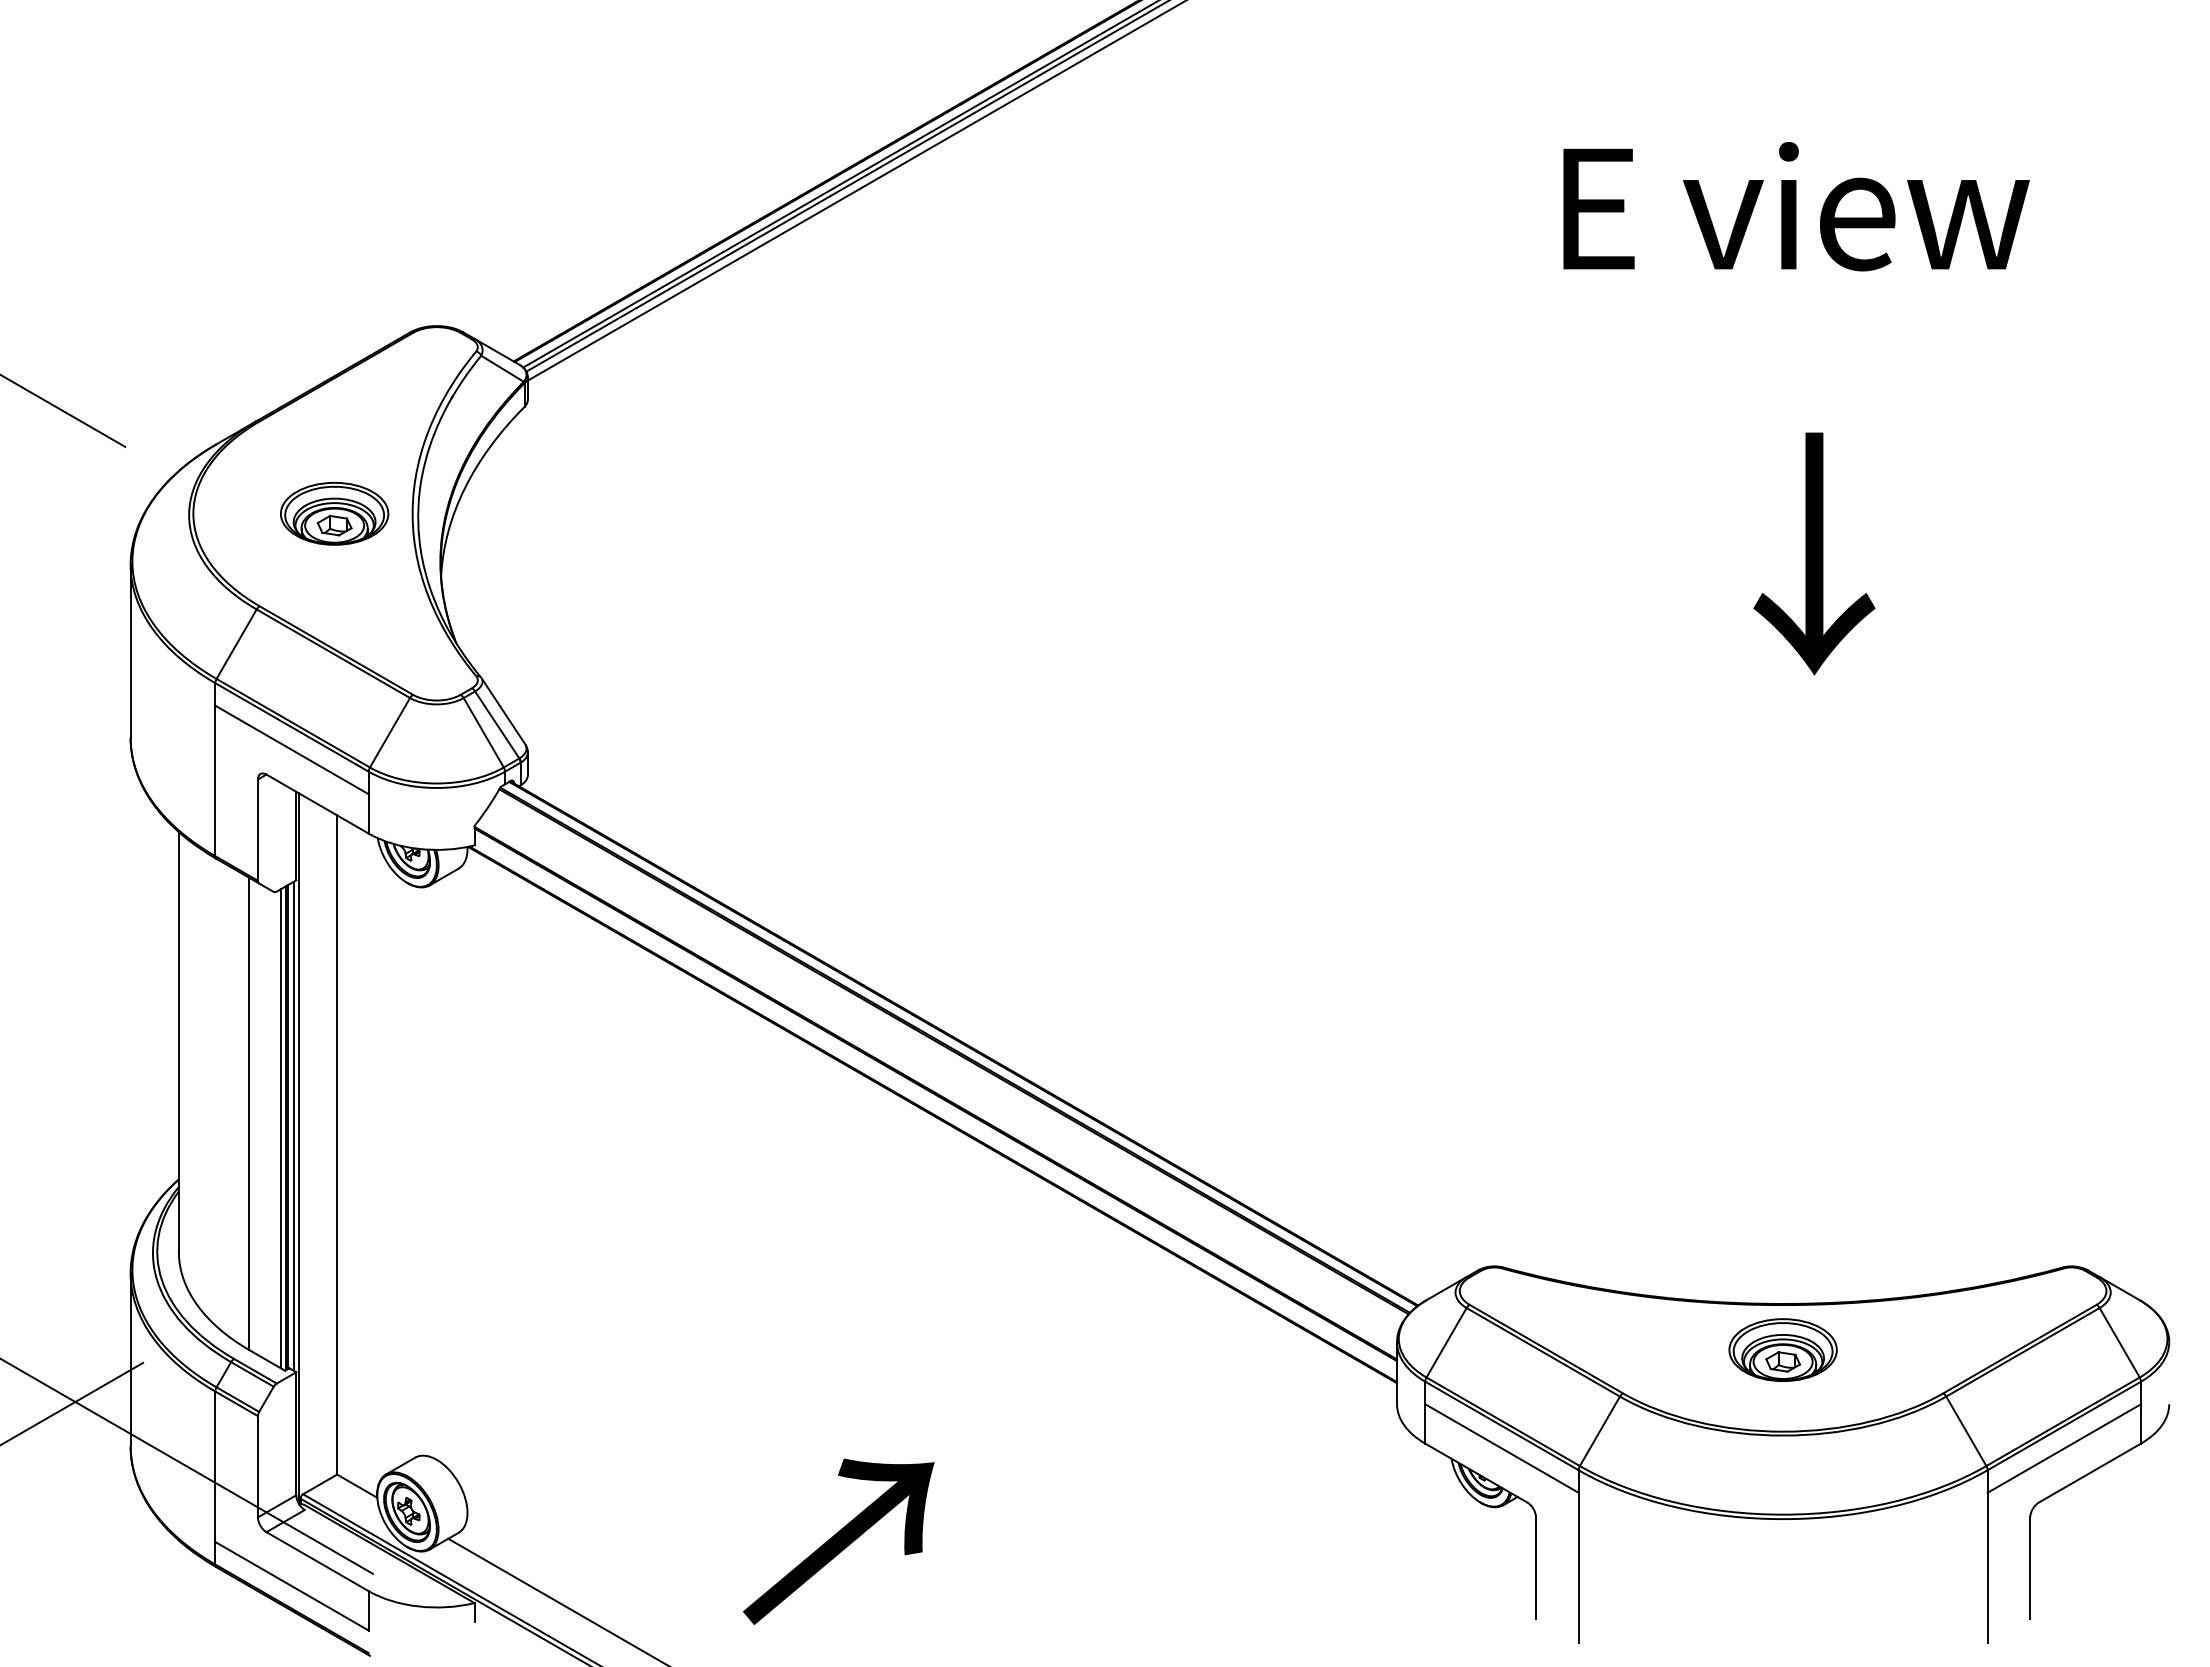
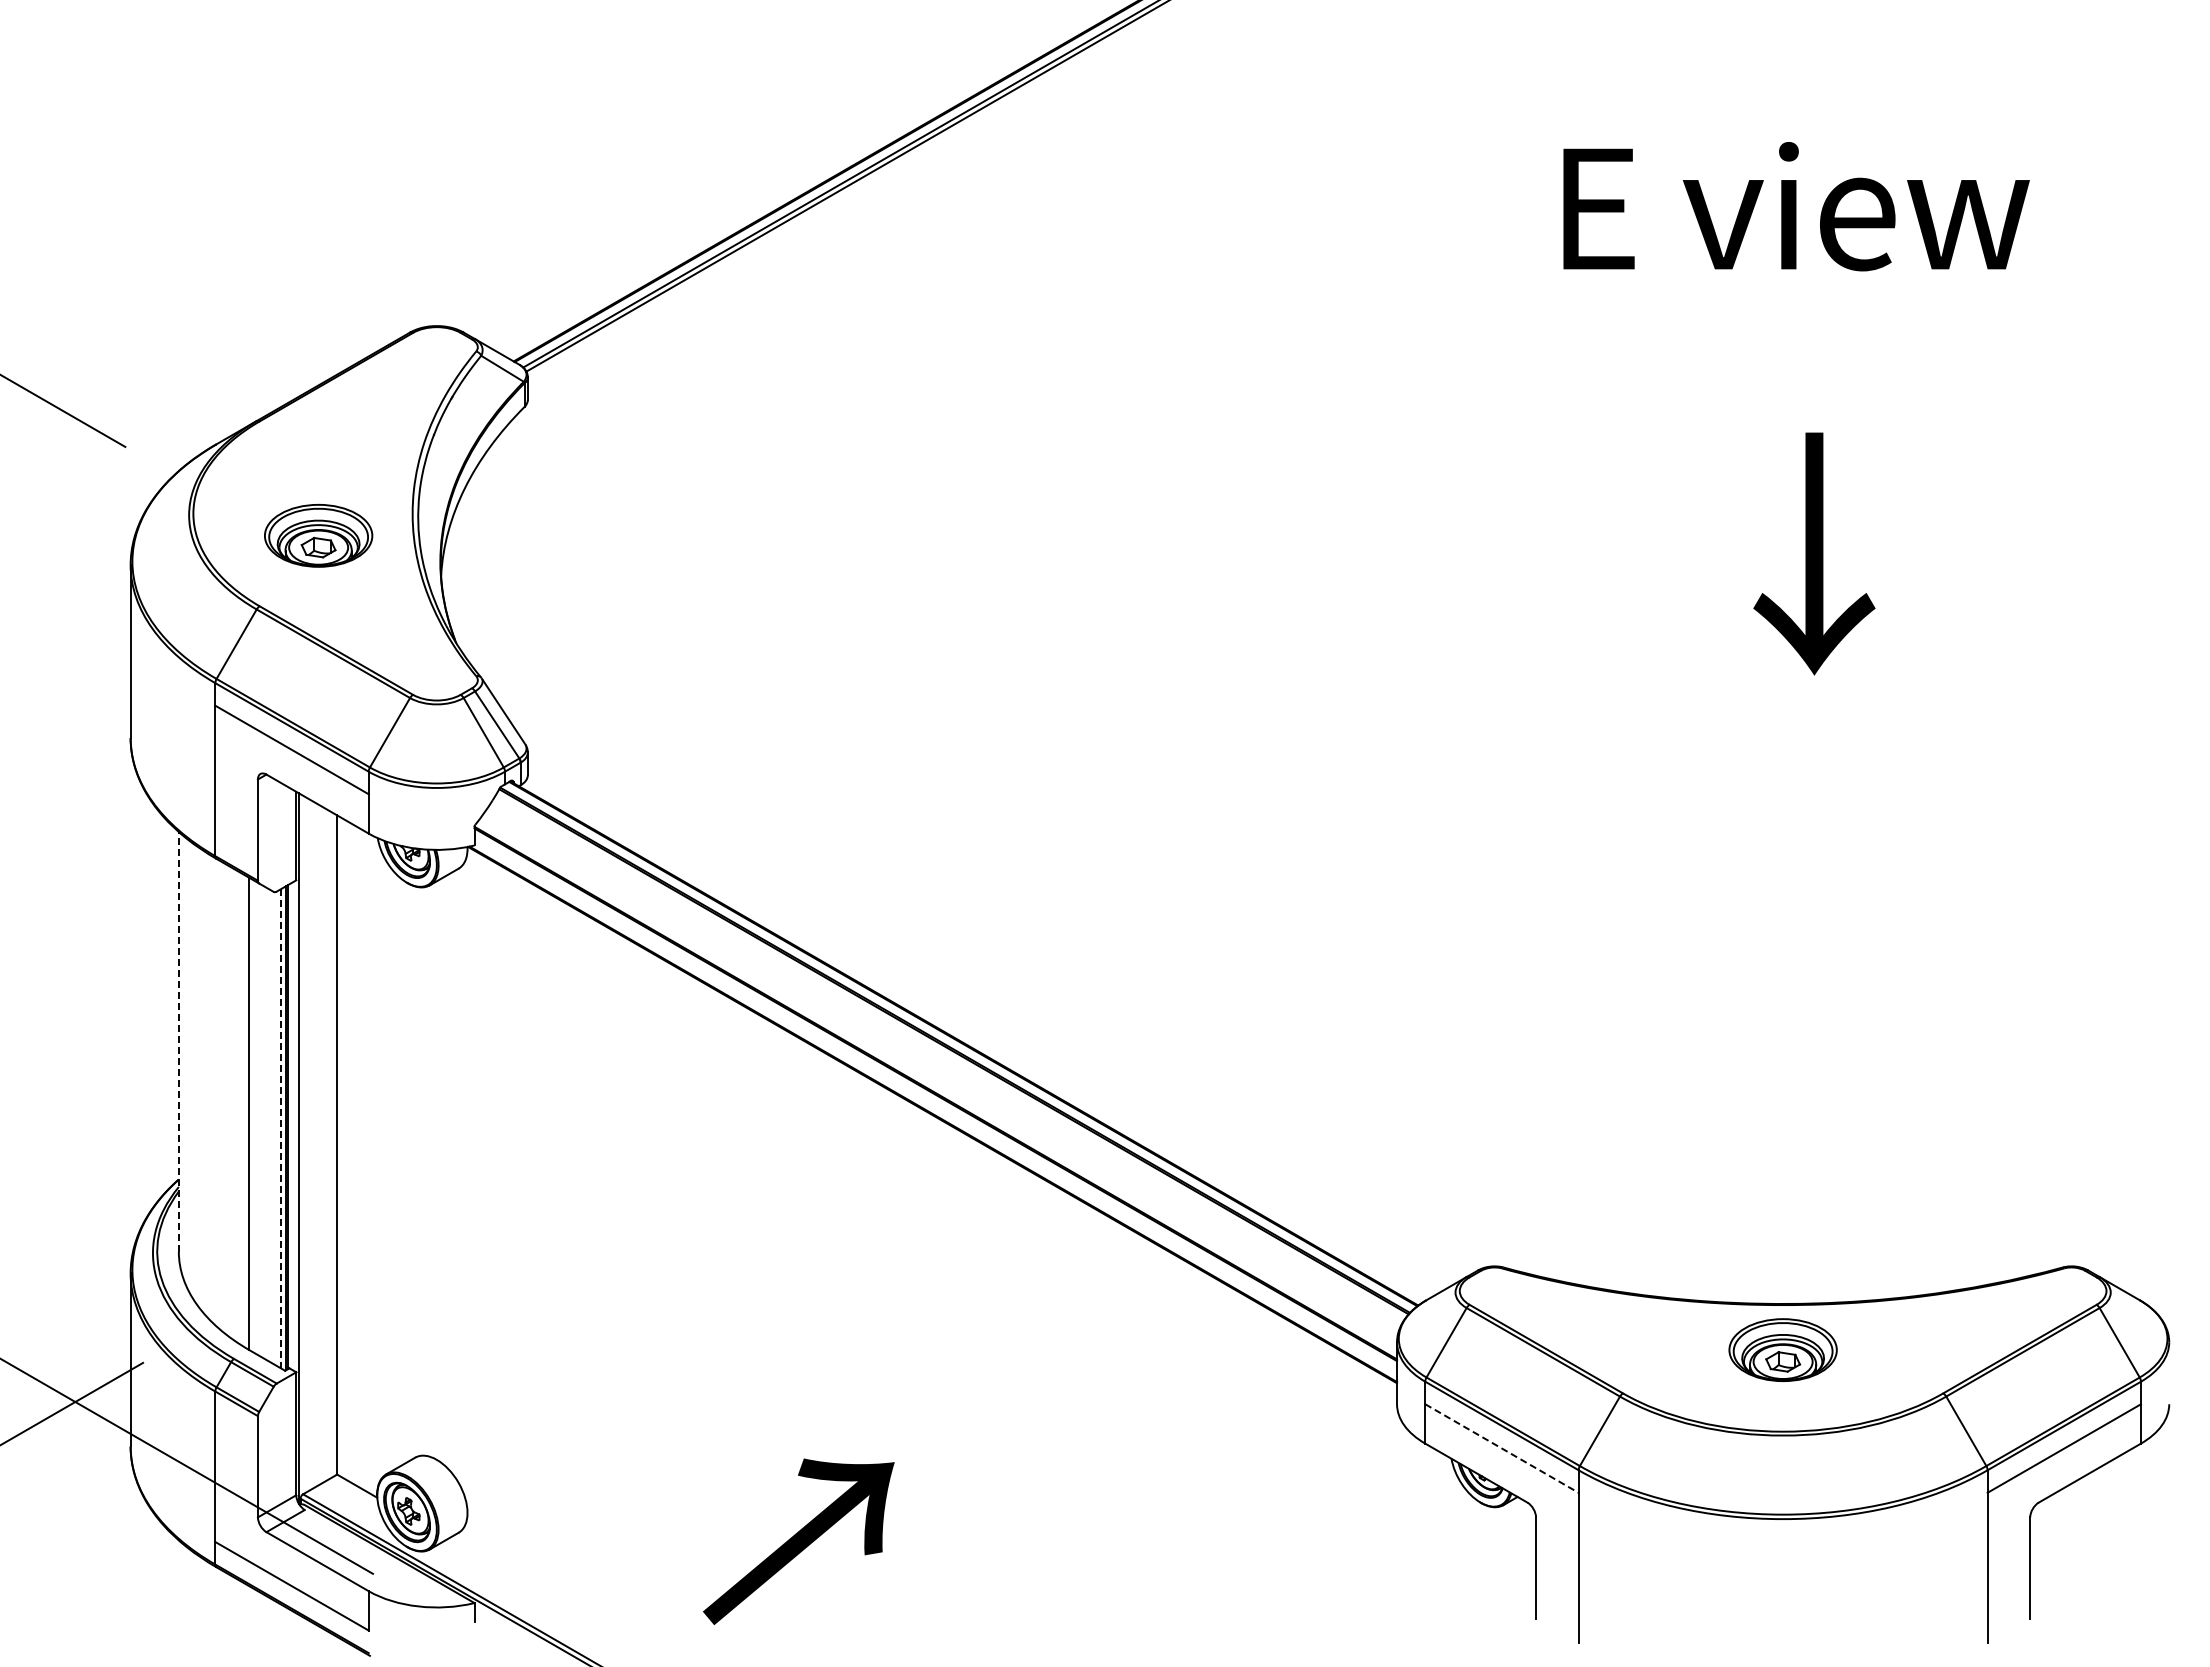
line: present -> none (855, 191)
part position: (334, 513) -> (318, 535) (318, 535)
line: solid -> dashed (178, 1041)
line: present -> none (293, 1125)
line: solid -> dashed (280, 1128)
line: solid -> dashed (1501, 1448)
text position: (838, 1541) -> (798, 1541) (798, 1541)
line: present -> none (556, 1600)
